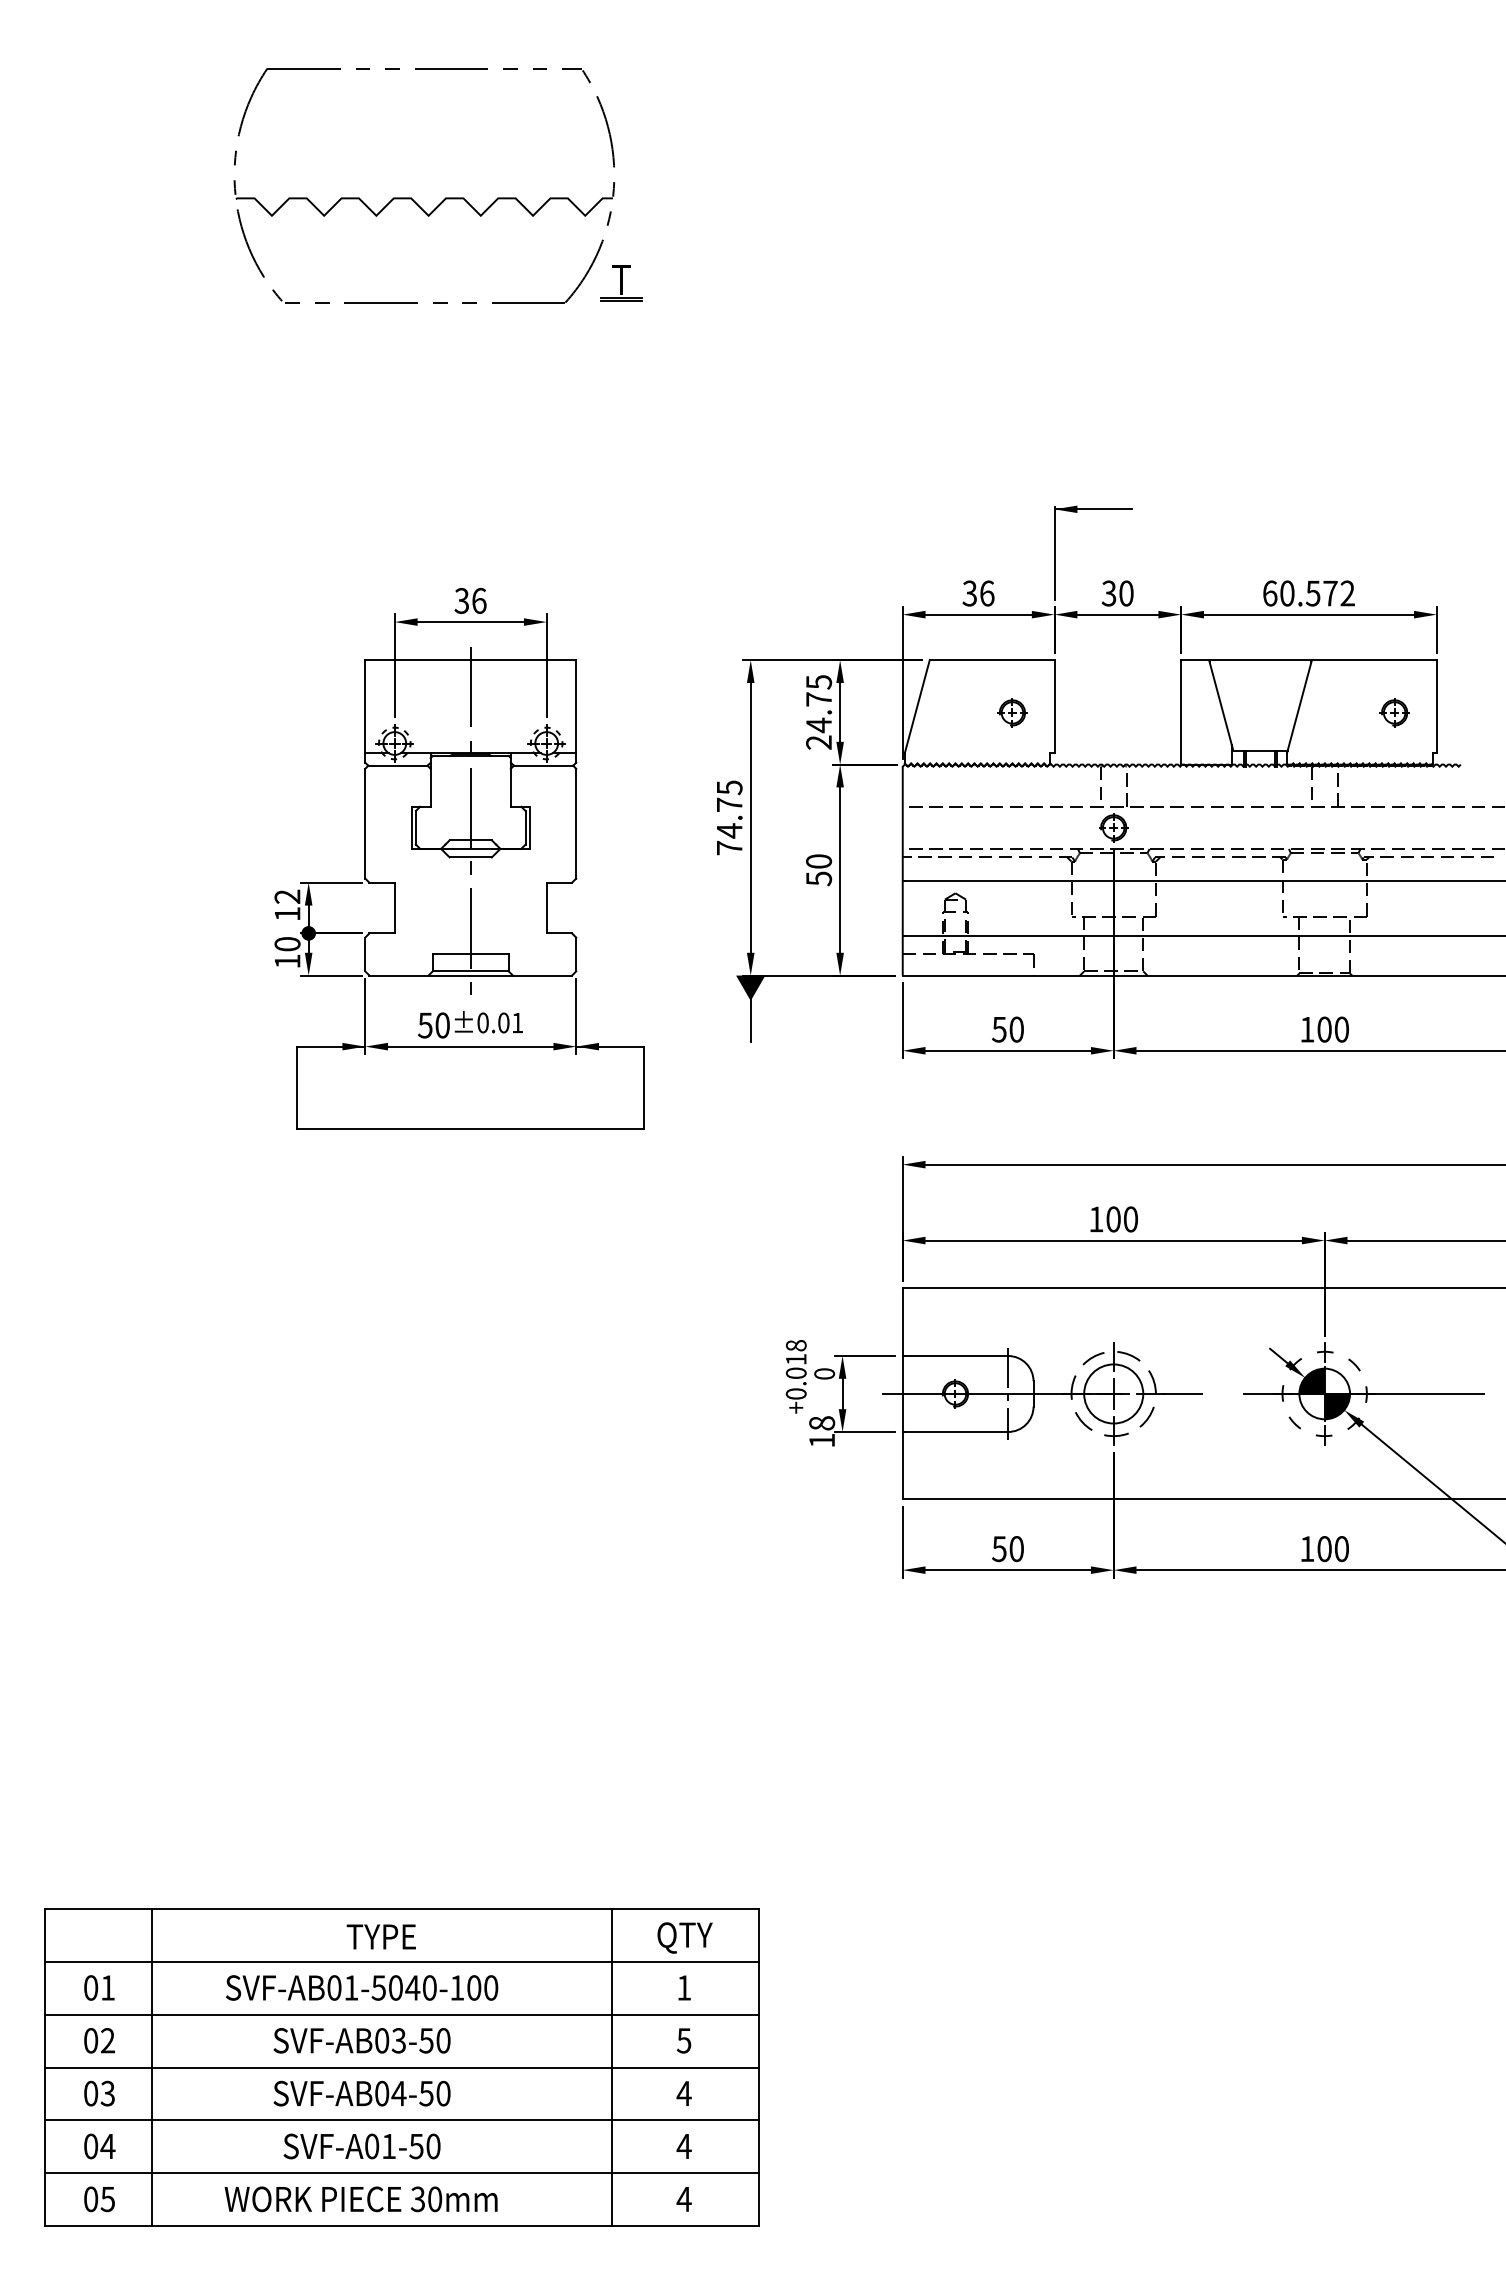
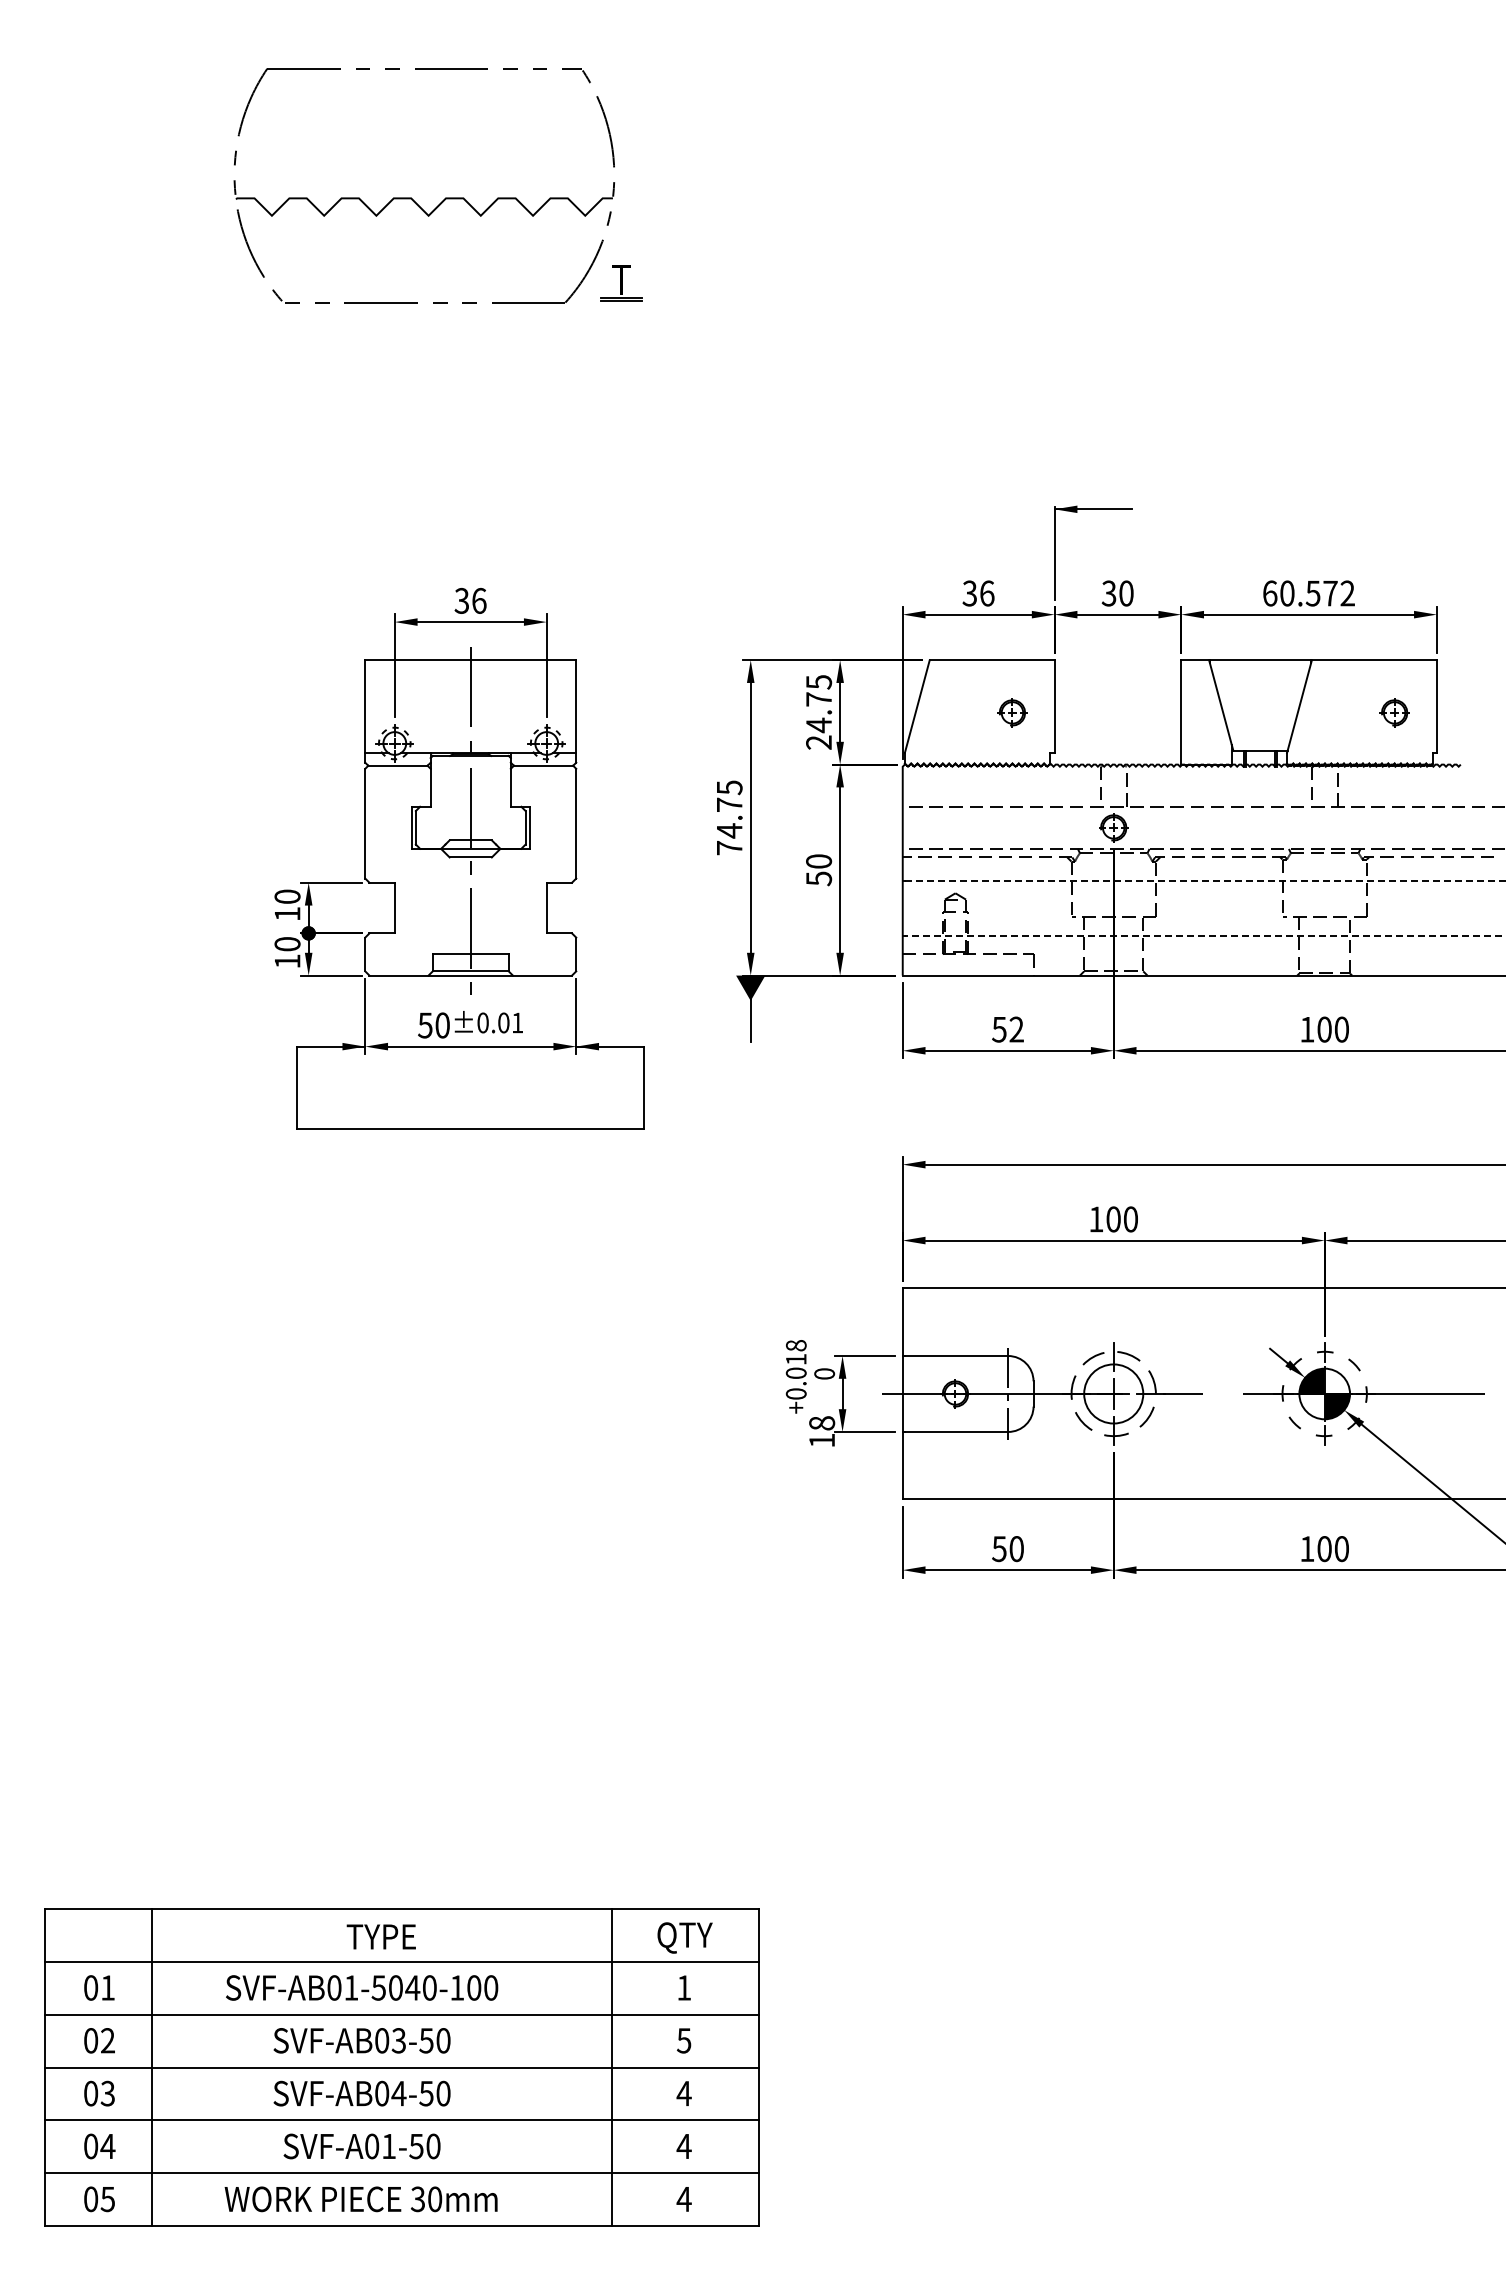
line: solid -> dashed (1205, 880)
text: 12 -> 10 (287, 896)
line: solid -> dashed (1204, 935)
text: 50 -> 52 (1016, 1029)
